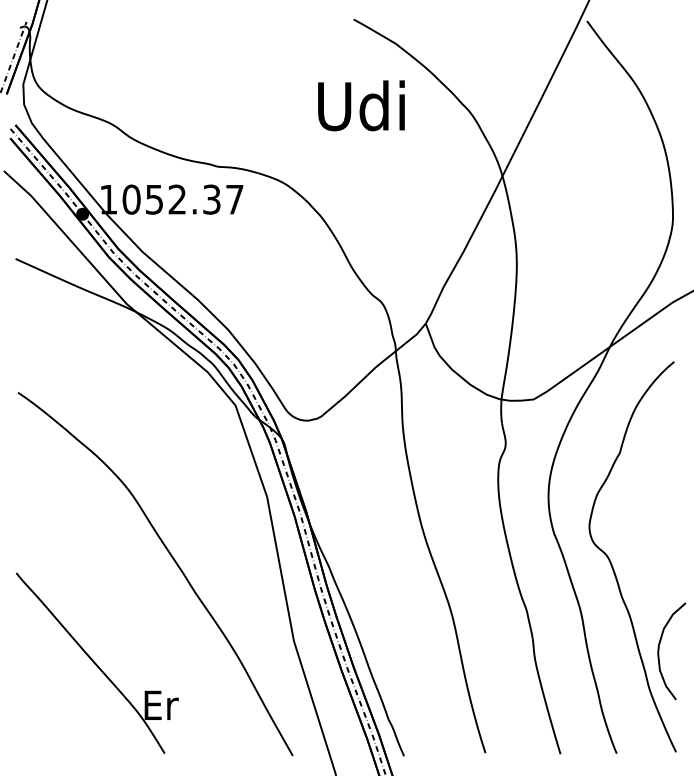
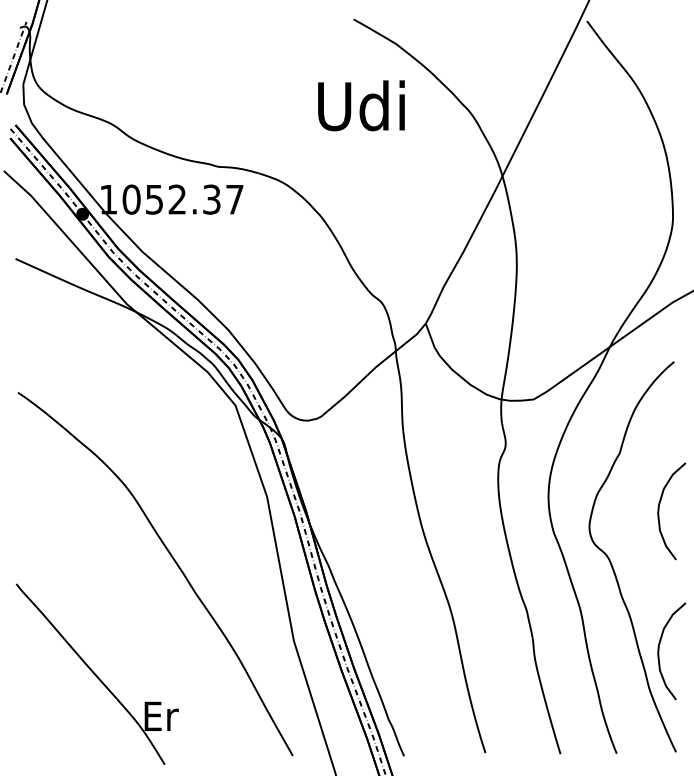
curve: none -> present (659, 511)
part position: (96, 662) -> (96, 673) (96, 673)
